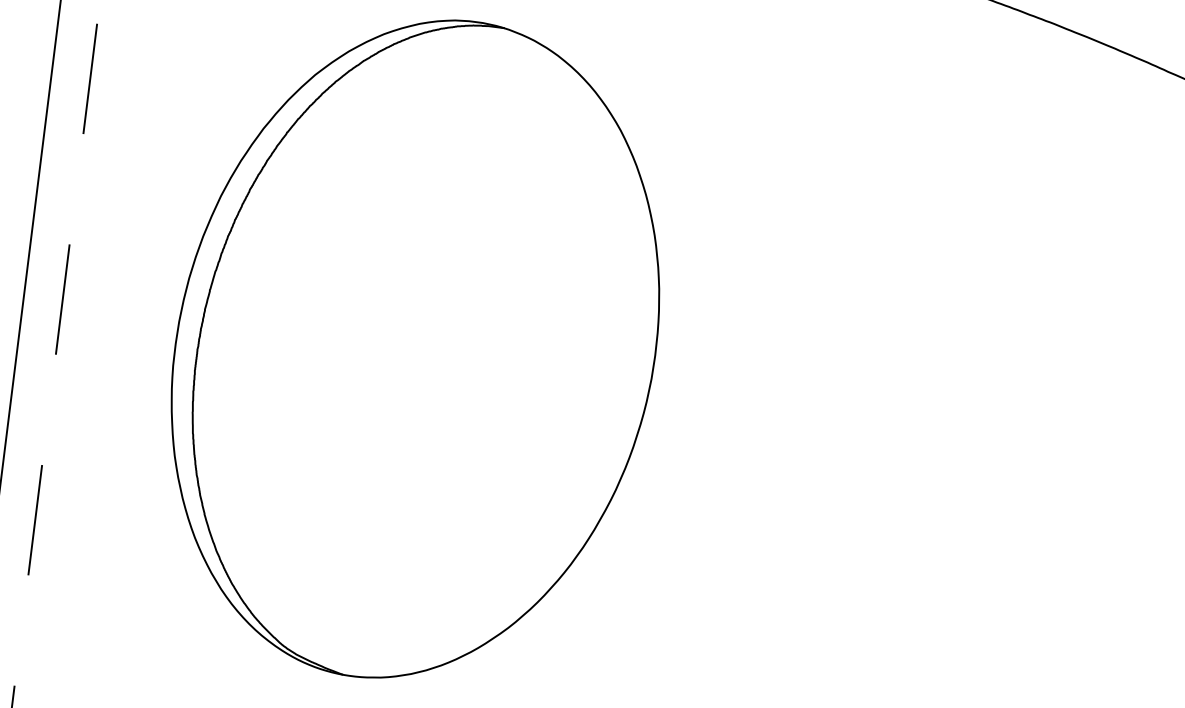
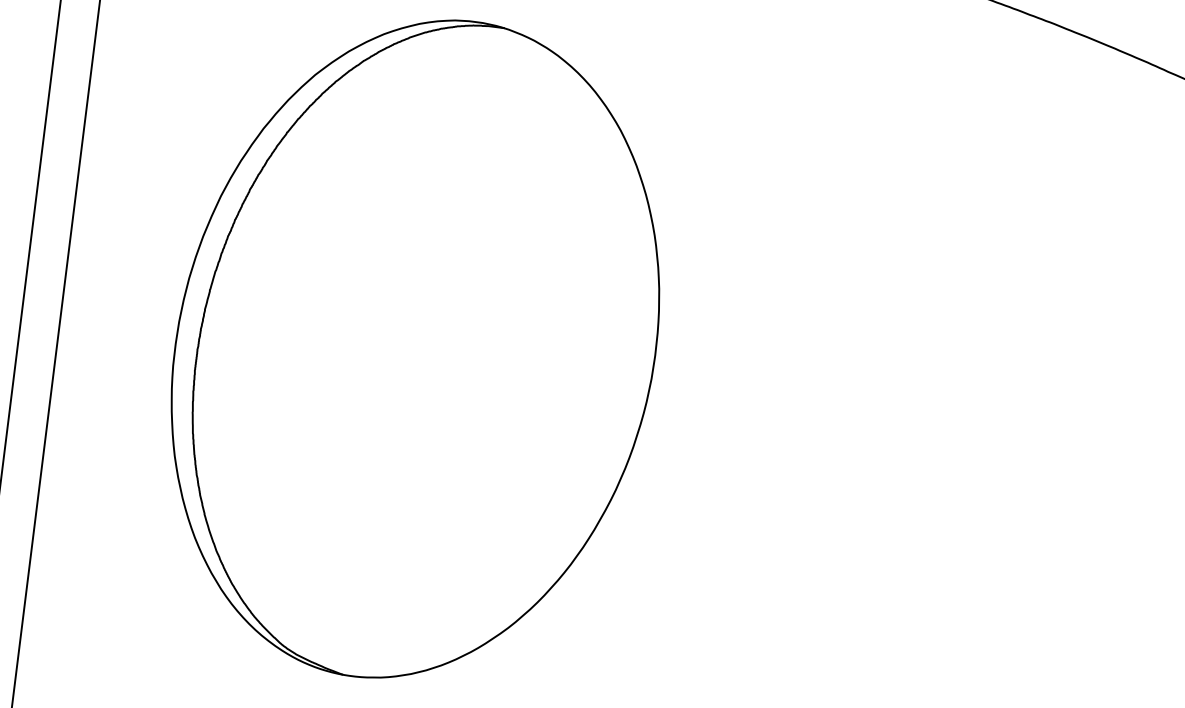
line: dashed -> solid (56, 353)
